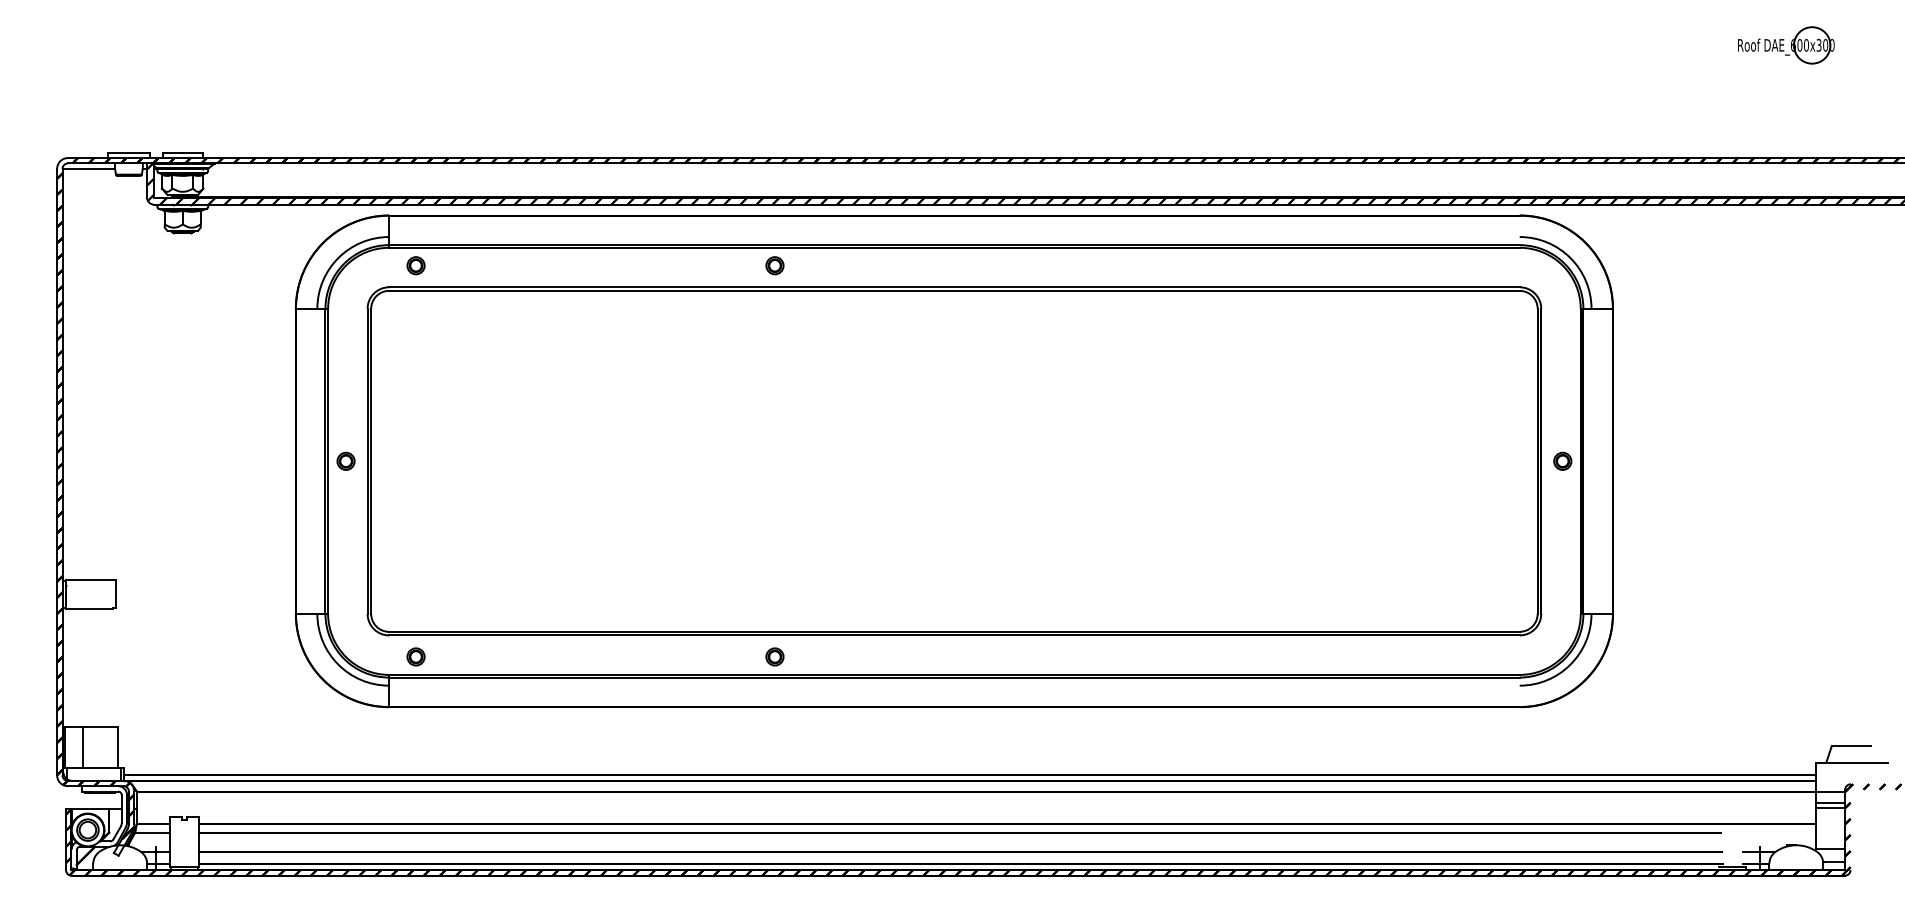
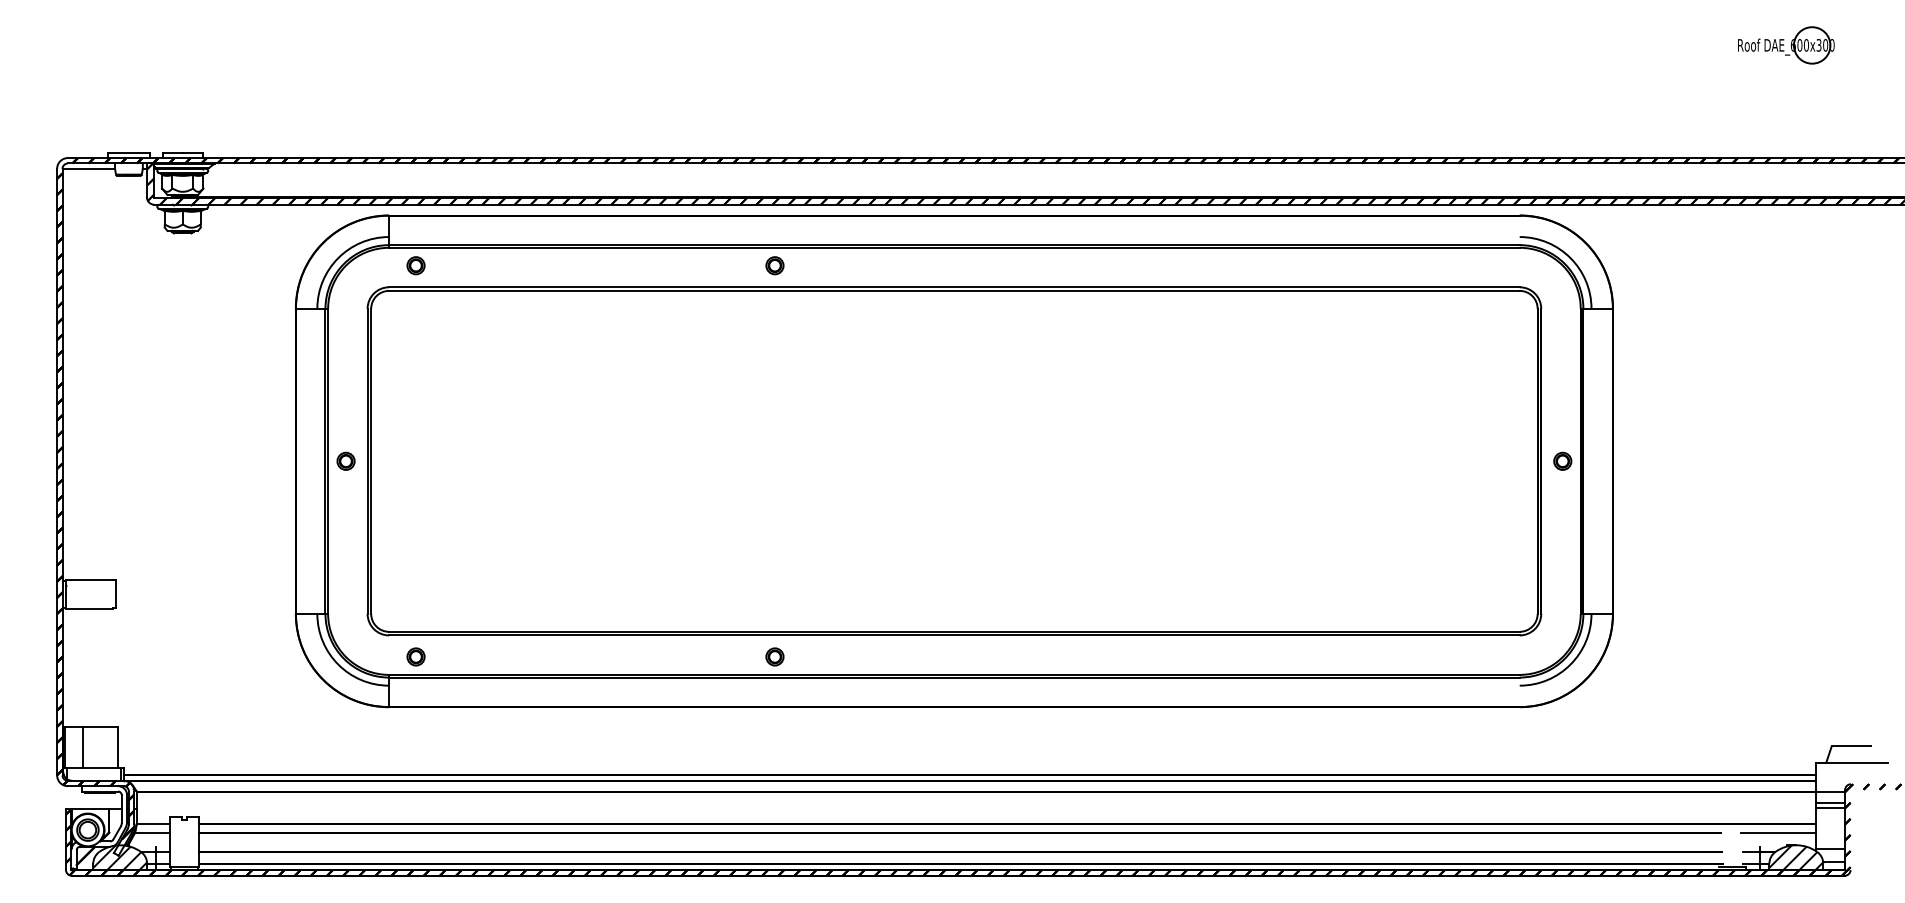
line: none -> present (1778, 832)
hatch: none -> present (120, 857)
hatch: none -> present (1796, 857)
